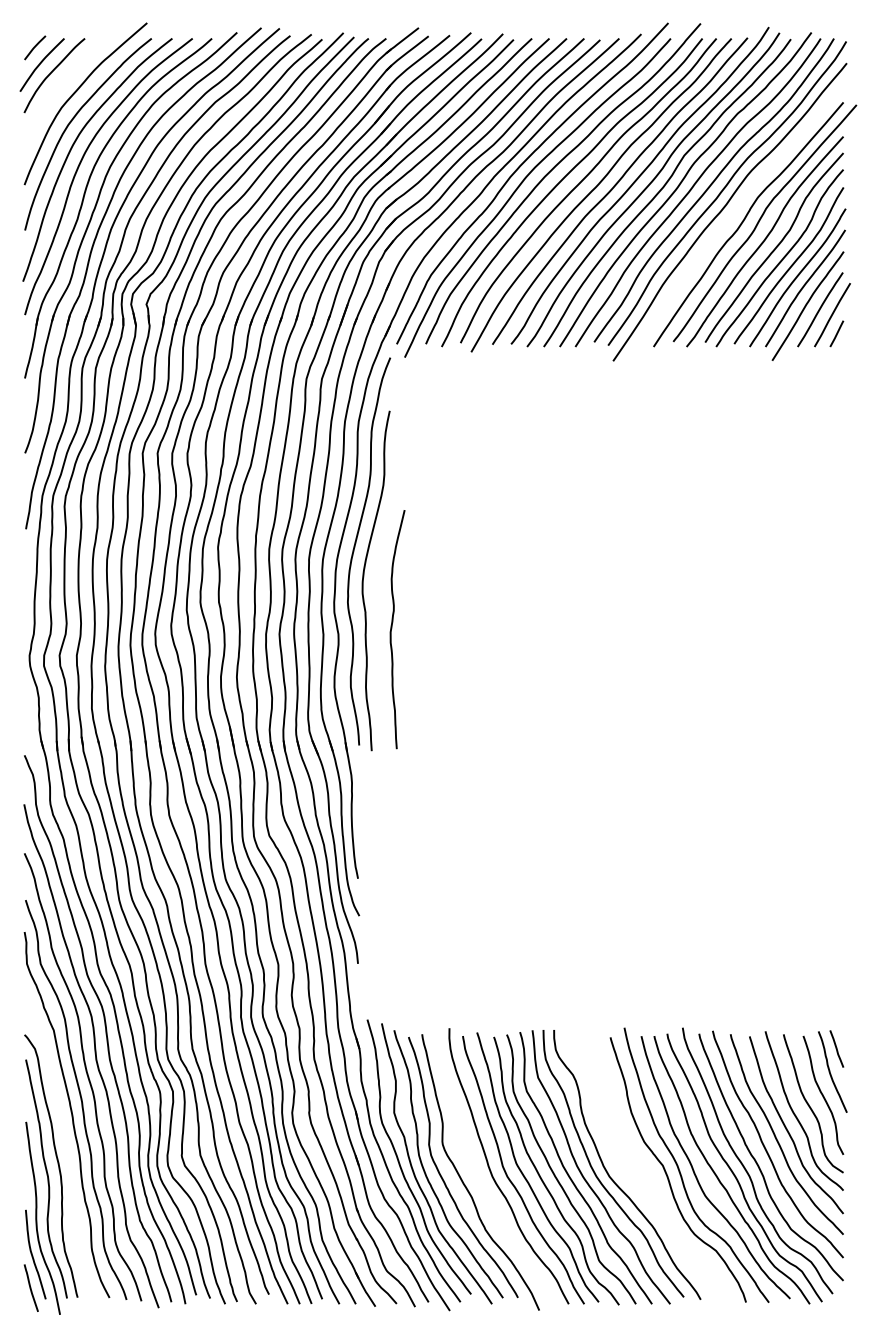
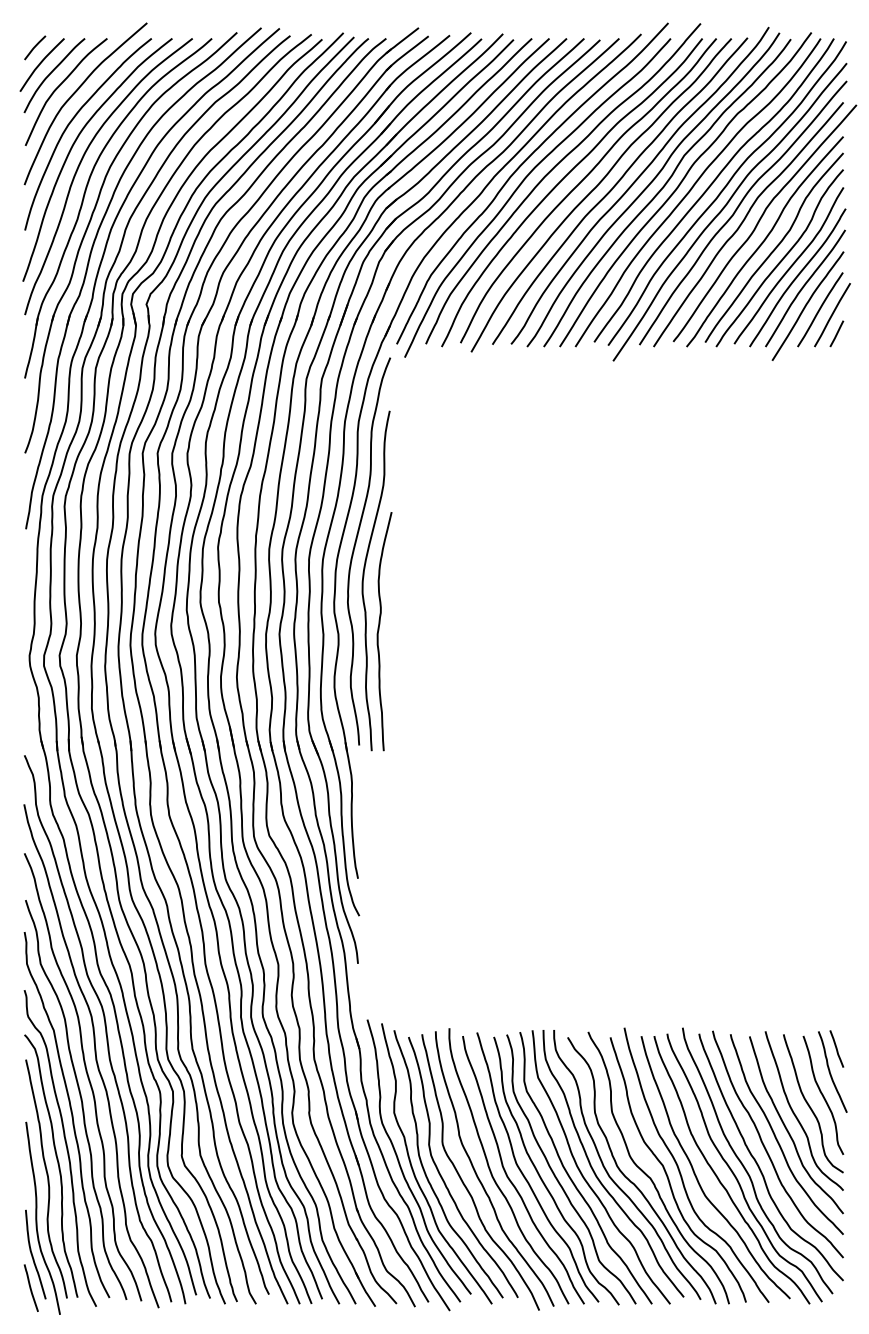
curve: none -> present (60, 86)
curve: none -> present (738, 208)
curve position: (392, 628) -> (379, 630) (379, 630)
curve: none -> present (65, 1145)
part: none -> present (648, 1167)
curve: none -> present (478, 1176)
